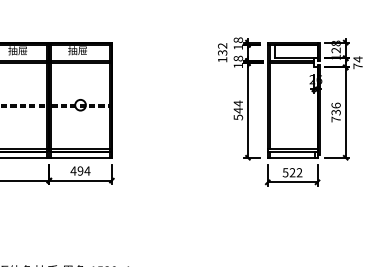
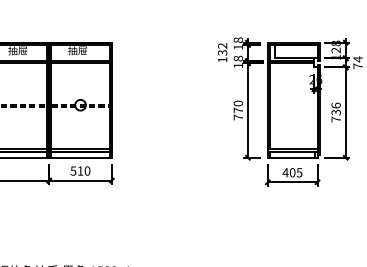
text: 544 -> 770 (238, 110)
text: 494 -> 510 (80, 170)
text: 522 -> 405 (292, 172)
